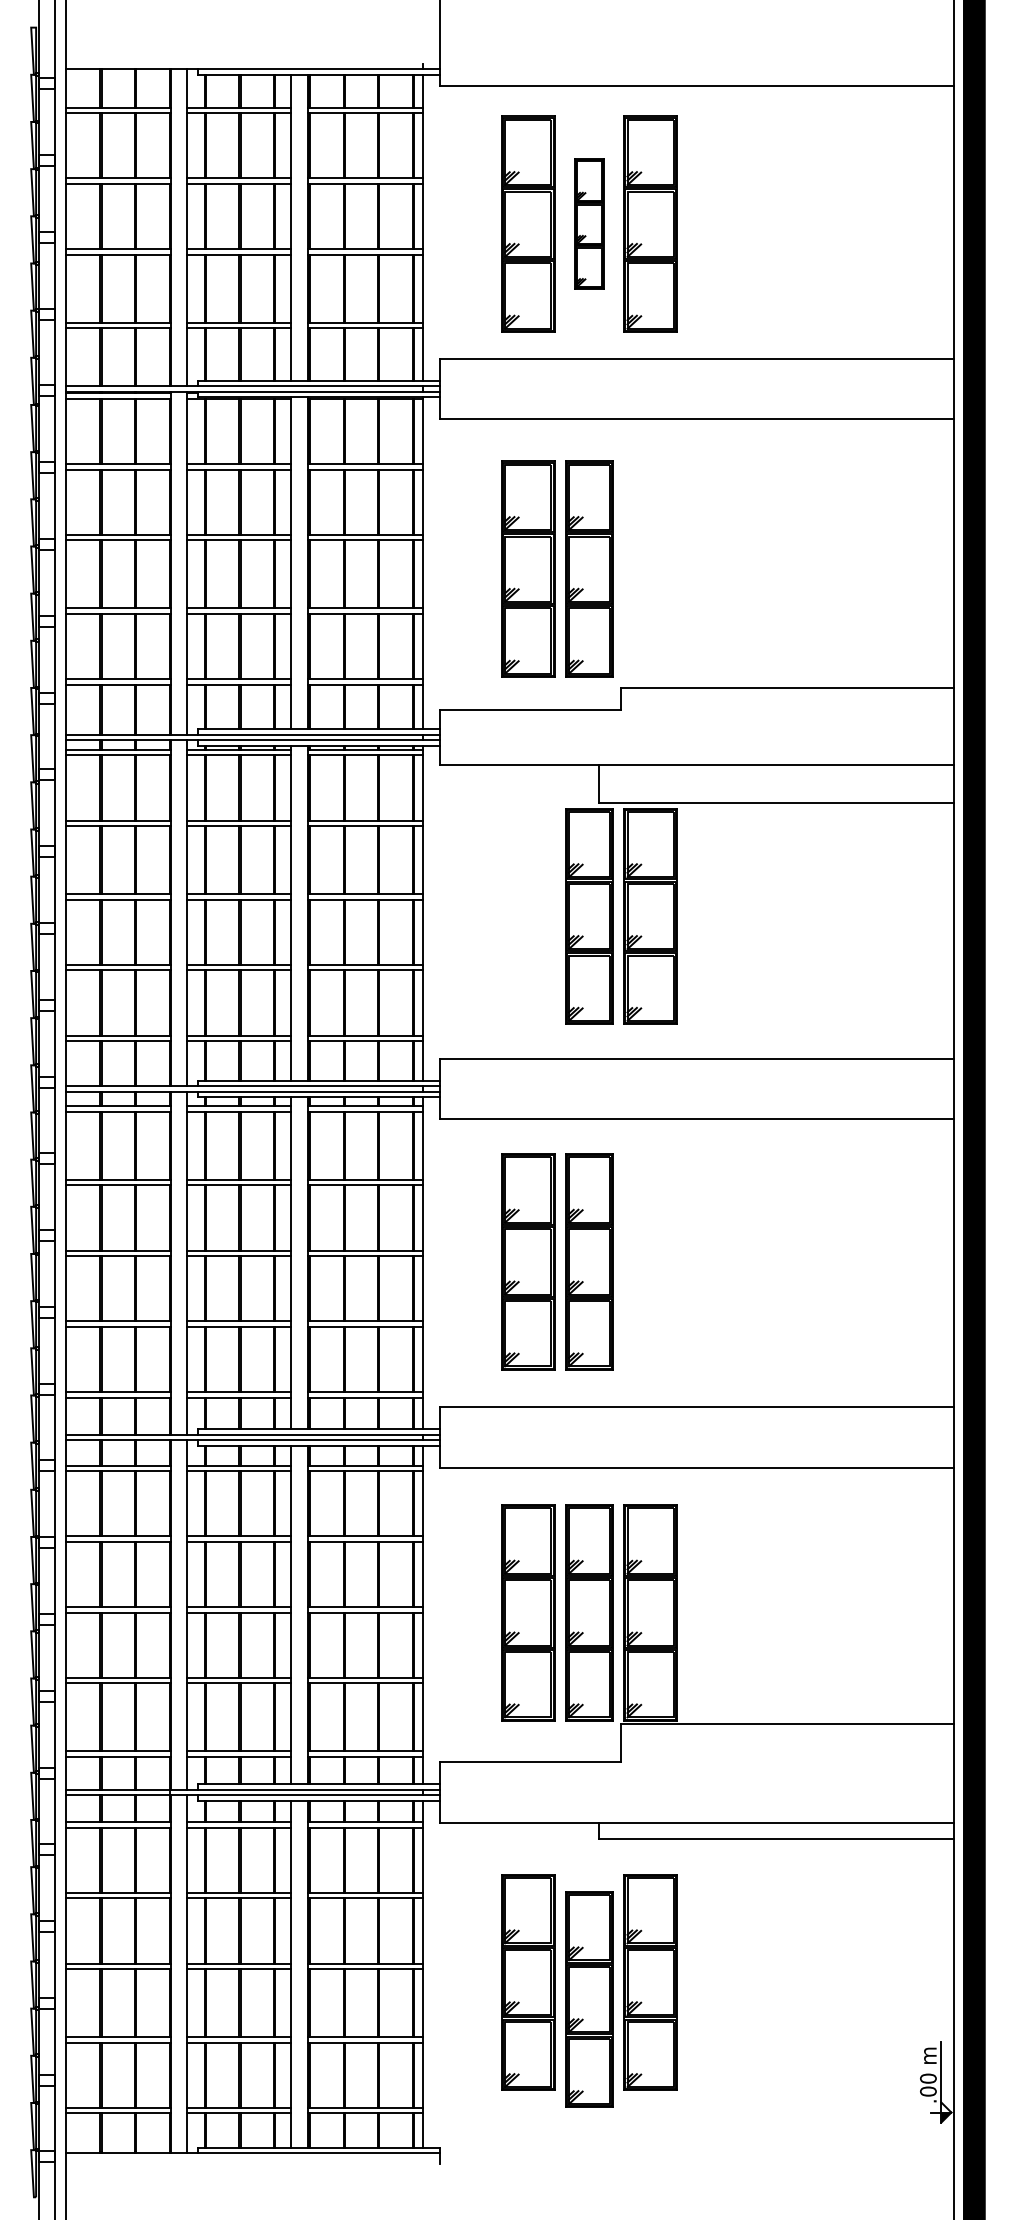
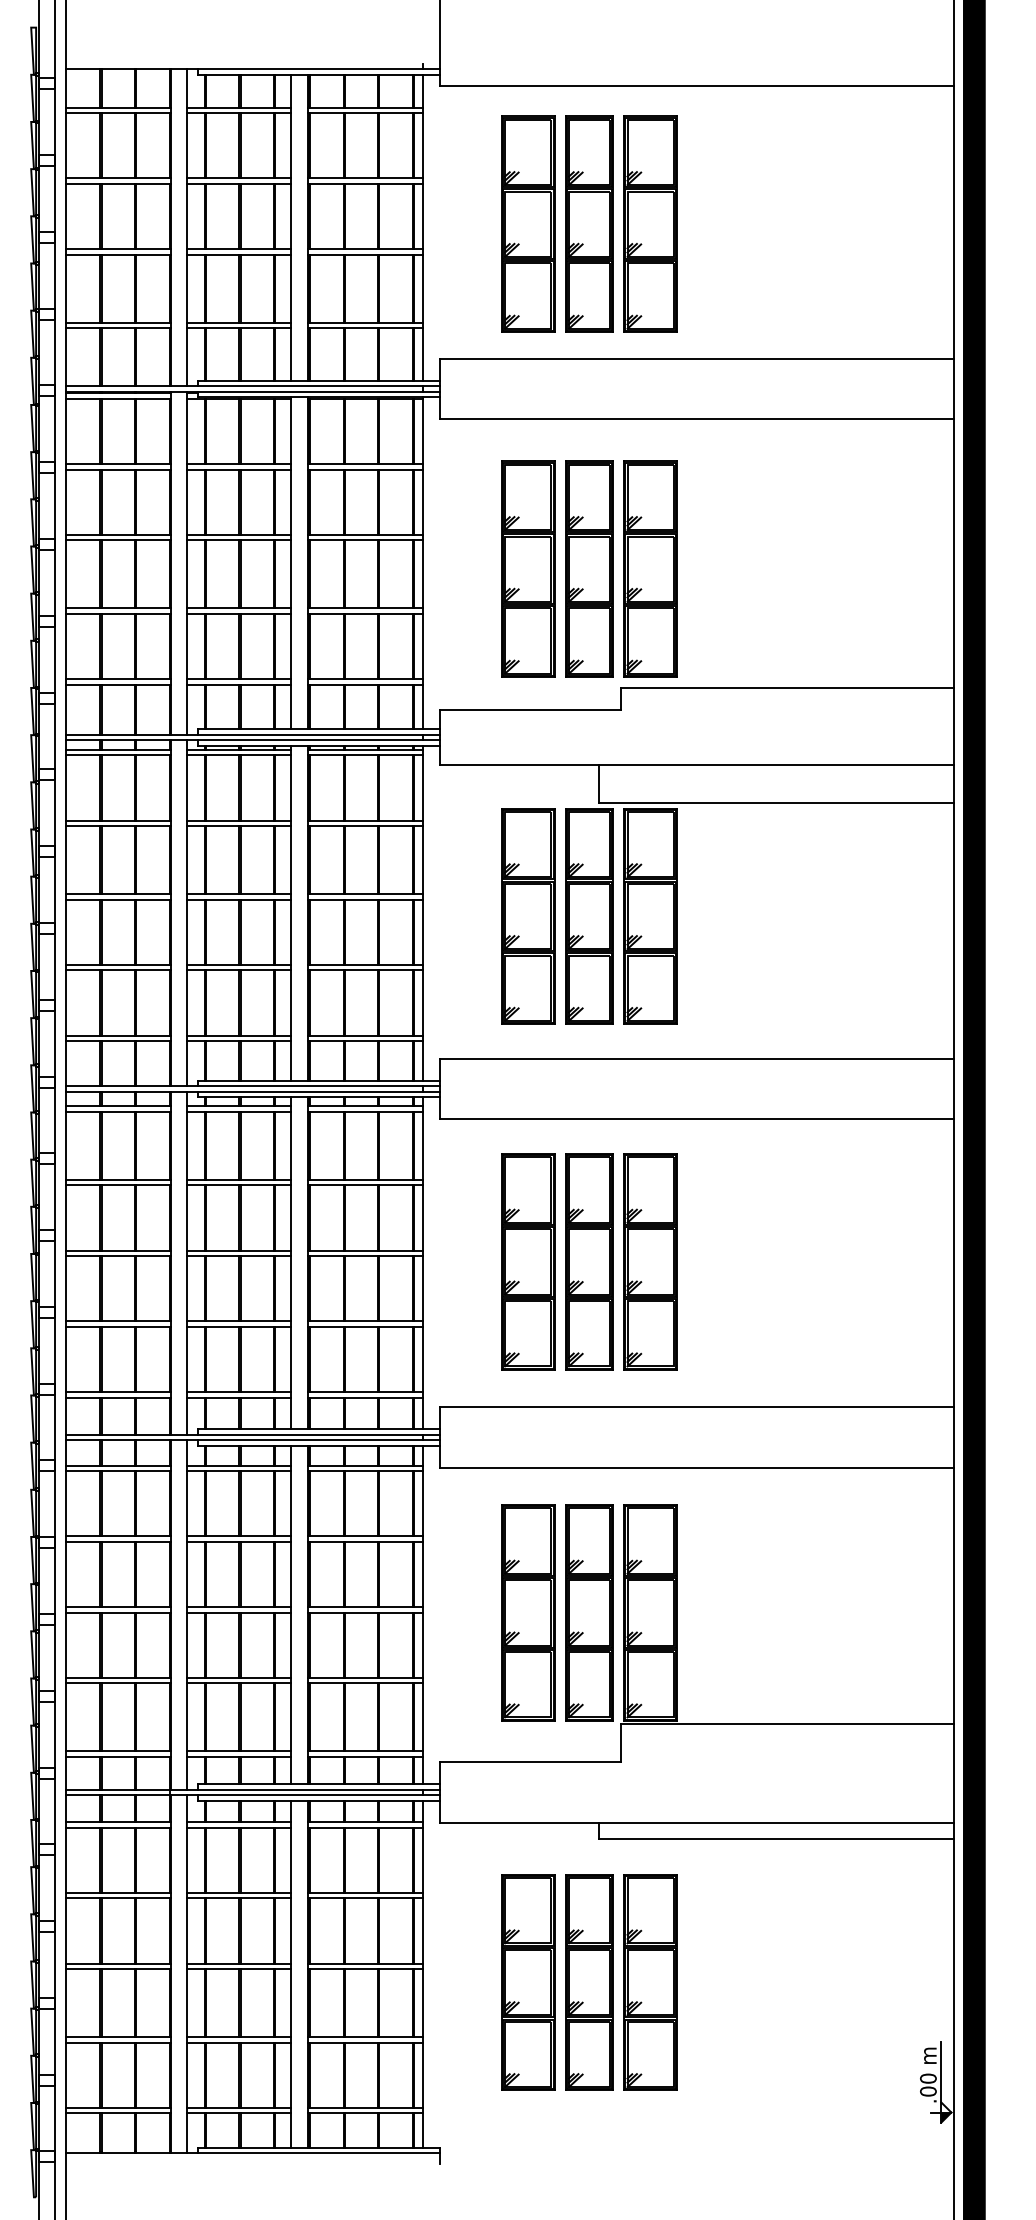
part size: 31x132 px -> 49x218 px (589, 223)
part: none -> present (650, 568)
part: none -> present (528, 916)
part: none -> present (650, 1261)
part position: (589, 1999) -> (589, 1982) (589, 1982)
